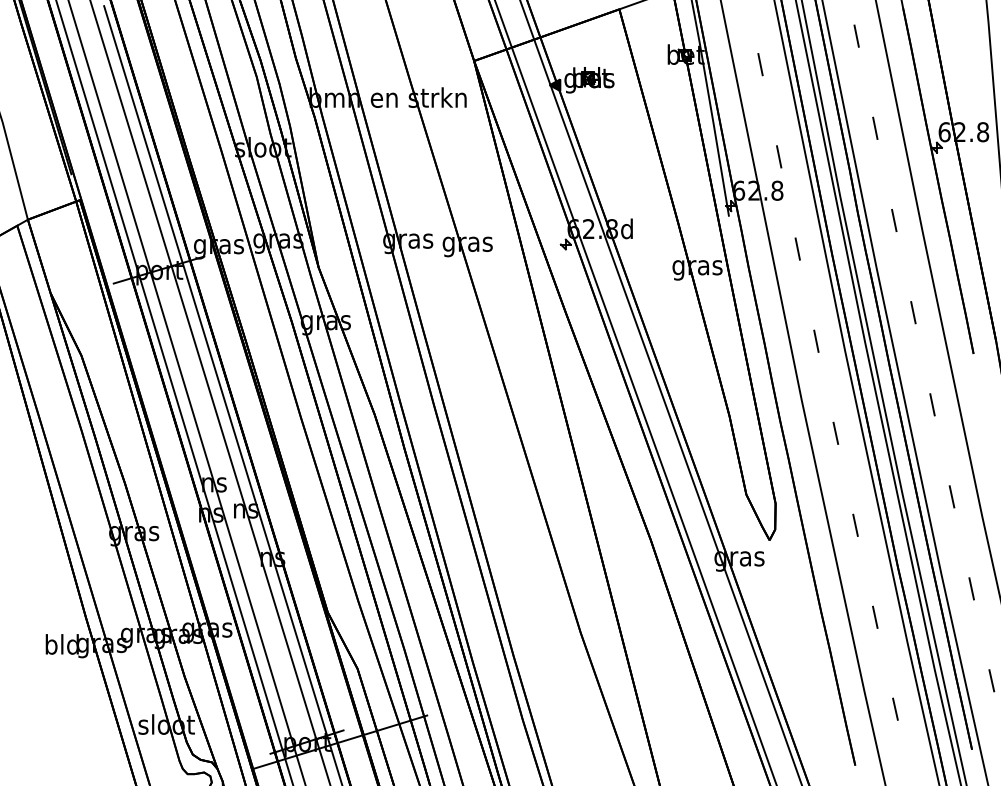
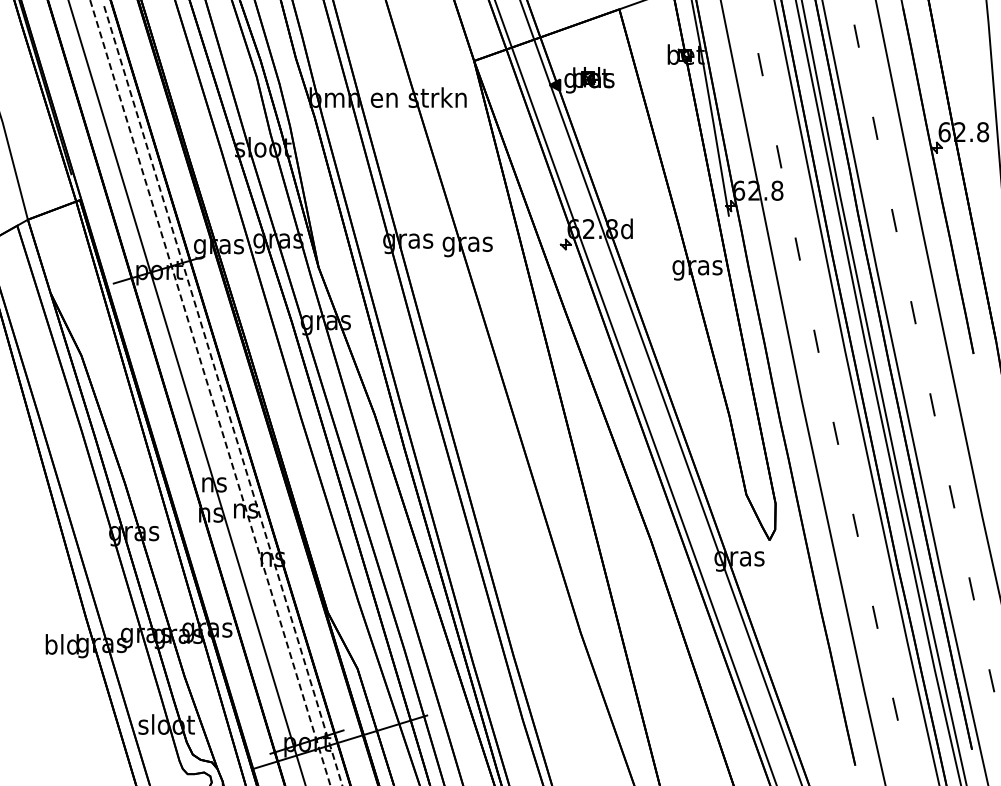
line: present -> none (174, 392)
line: solid -> dashed (210, 392)
line: solid -> dashed (223, 396)
